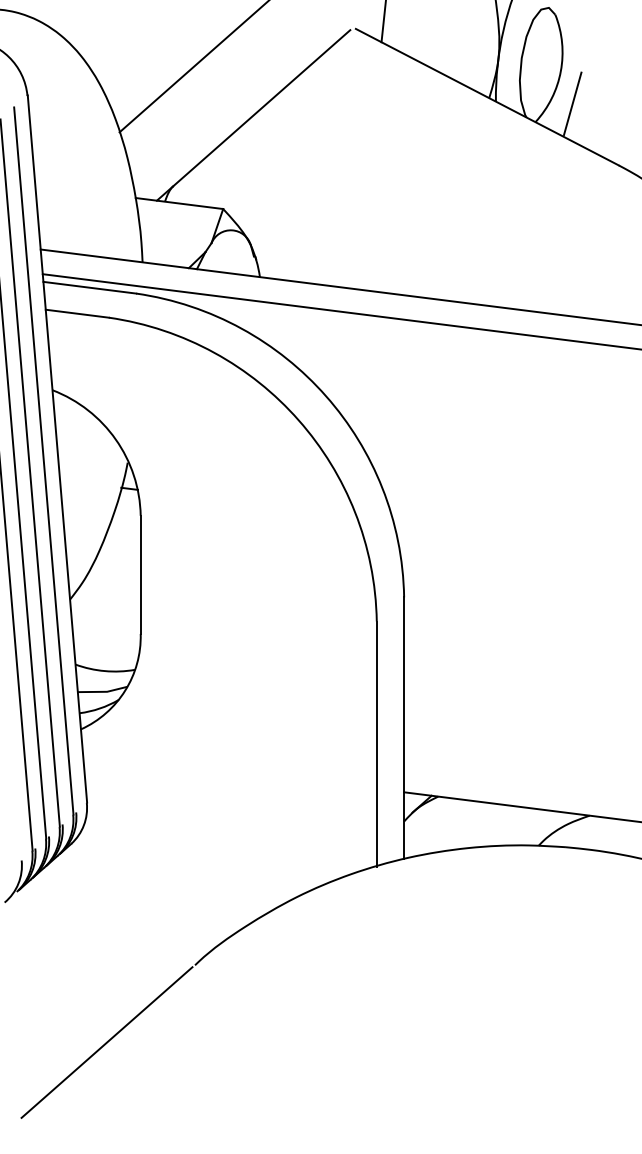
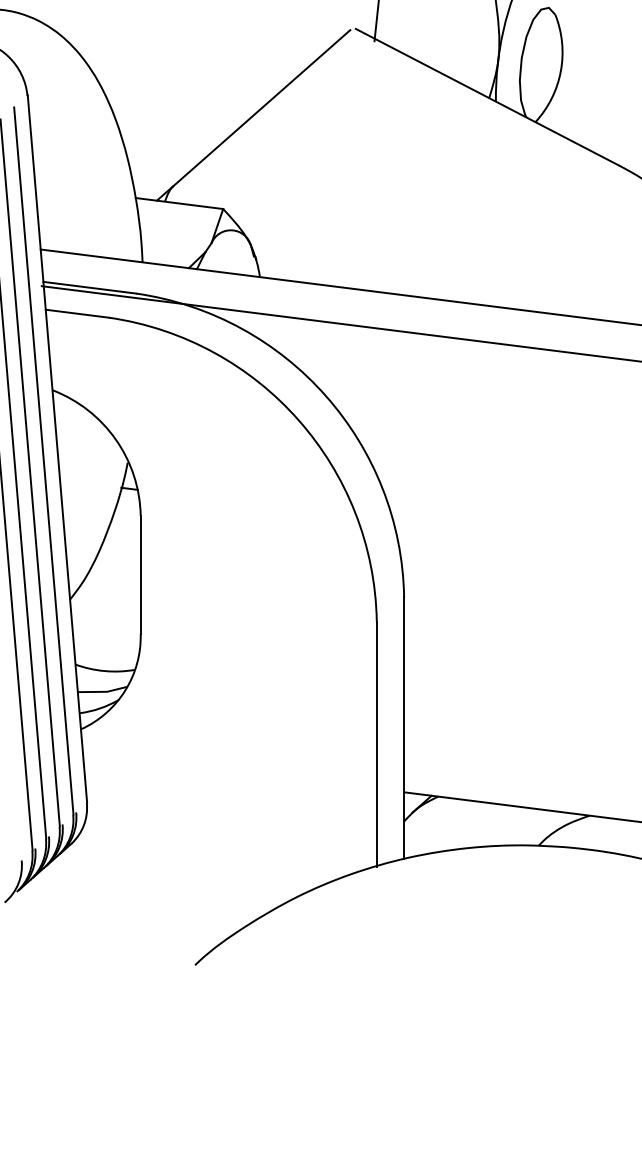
line position: (383, 22) -> (376, 21) (376, 21)
line: present -> none (192, 67)
line: present -> none (572, 103)
line position: (340, 311) -> (339, 323) (339, 323)
line: present -> none (106, 1042)
